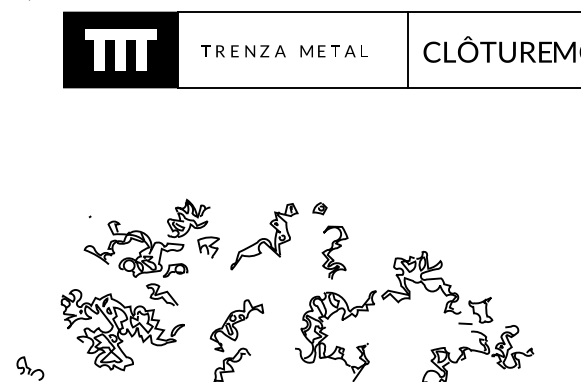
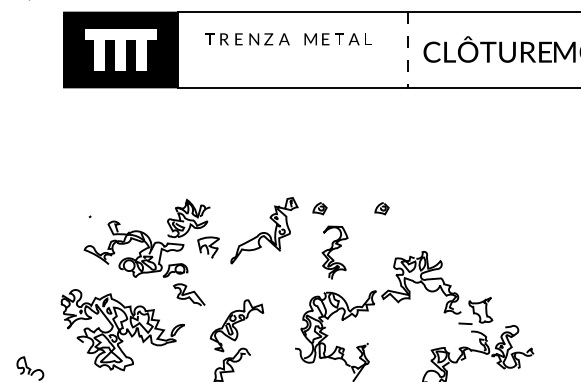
line: solid -> dashed (408, 50)
text position: (284, 51) -> (288, 39) (288, 39)
part: none -> present (381, 208)
part position: (264, 236) -> (264, 230) (264, 230)
curve position: (162, 294) -> (189, 294) (189, 294)
